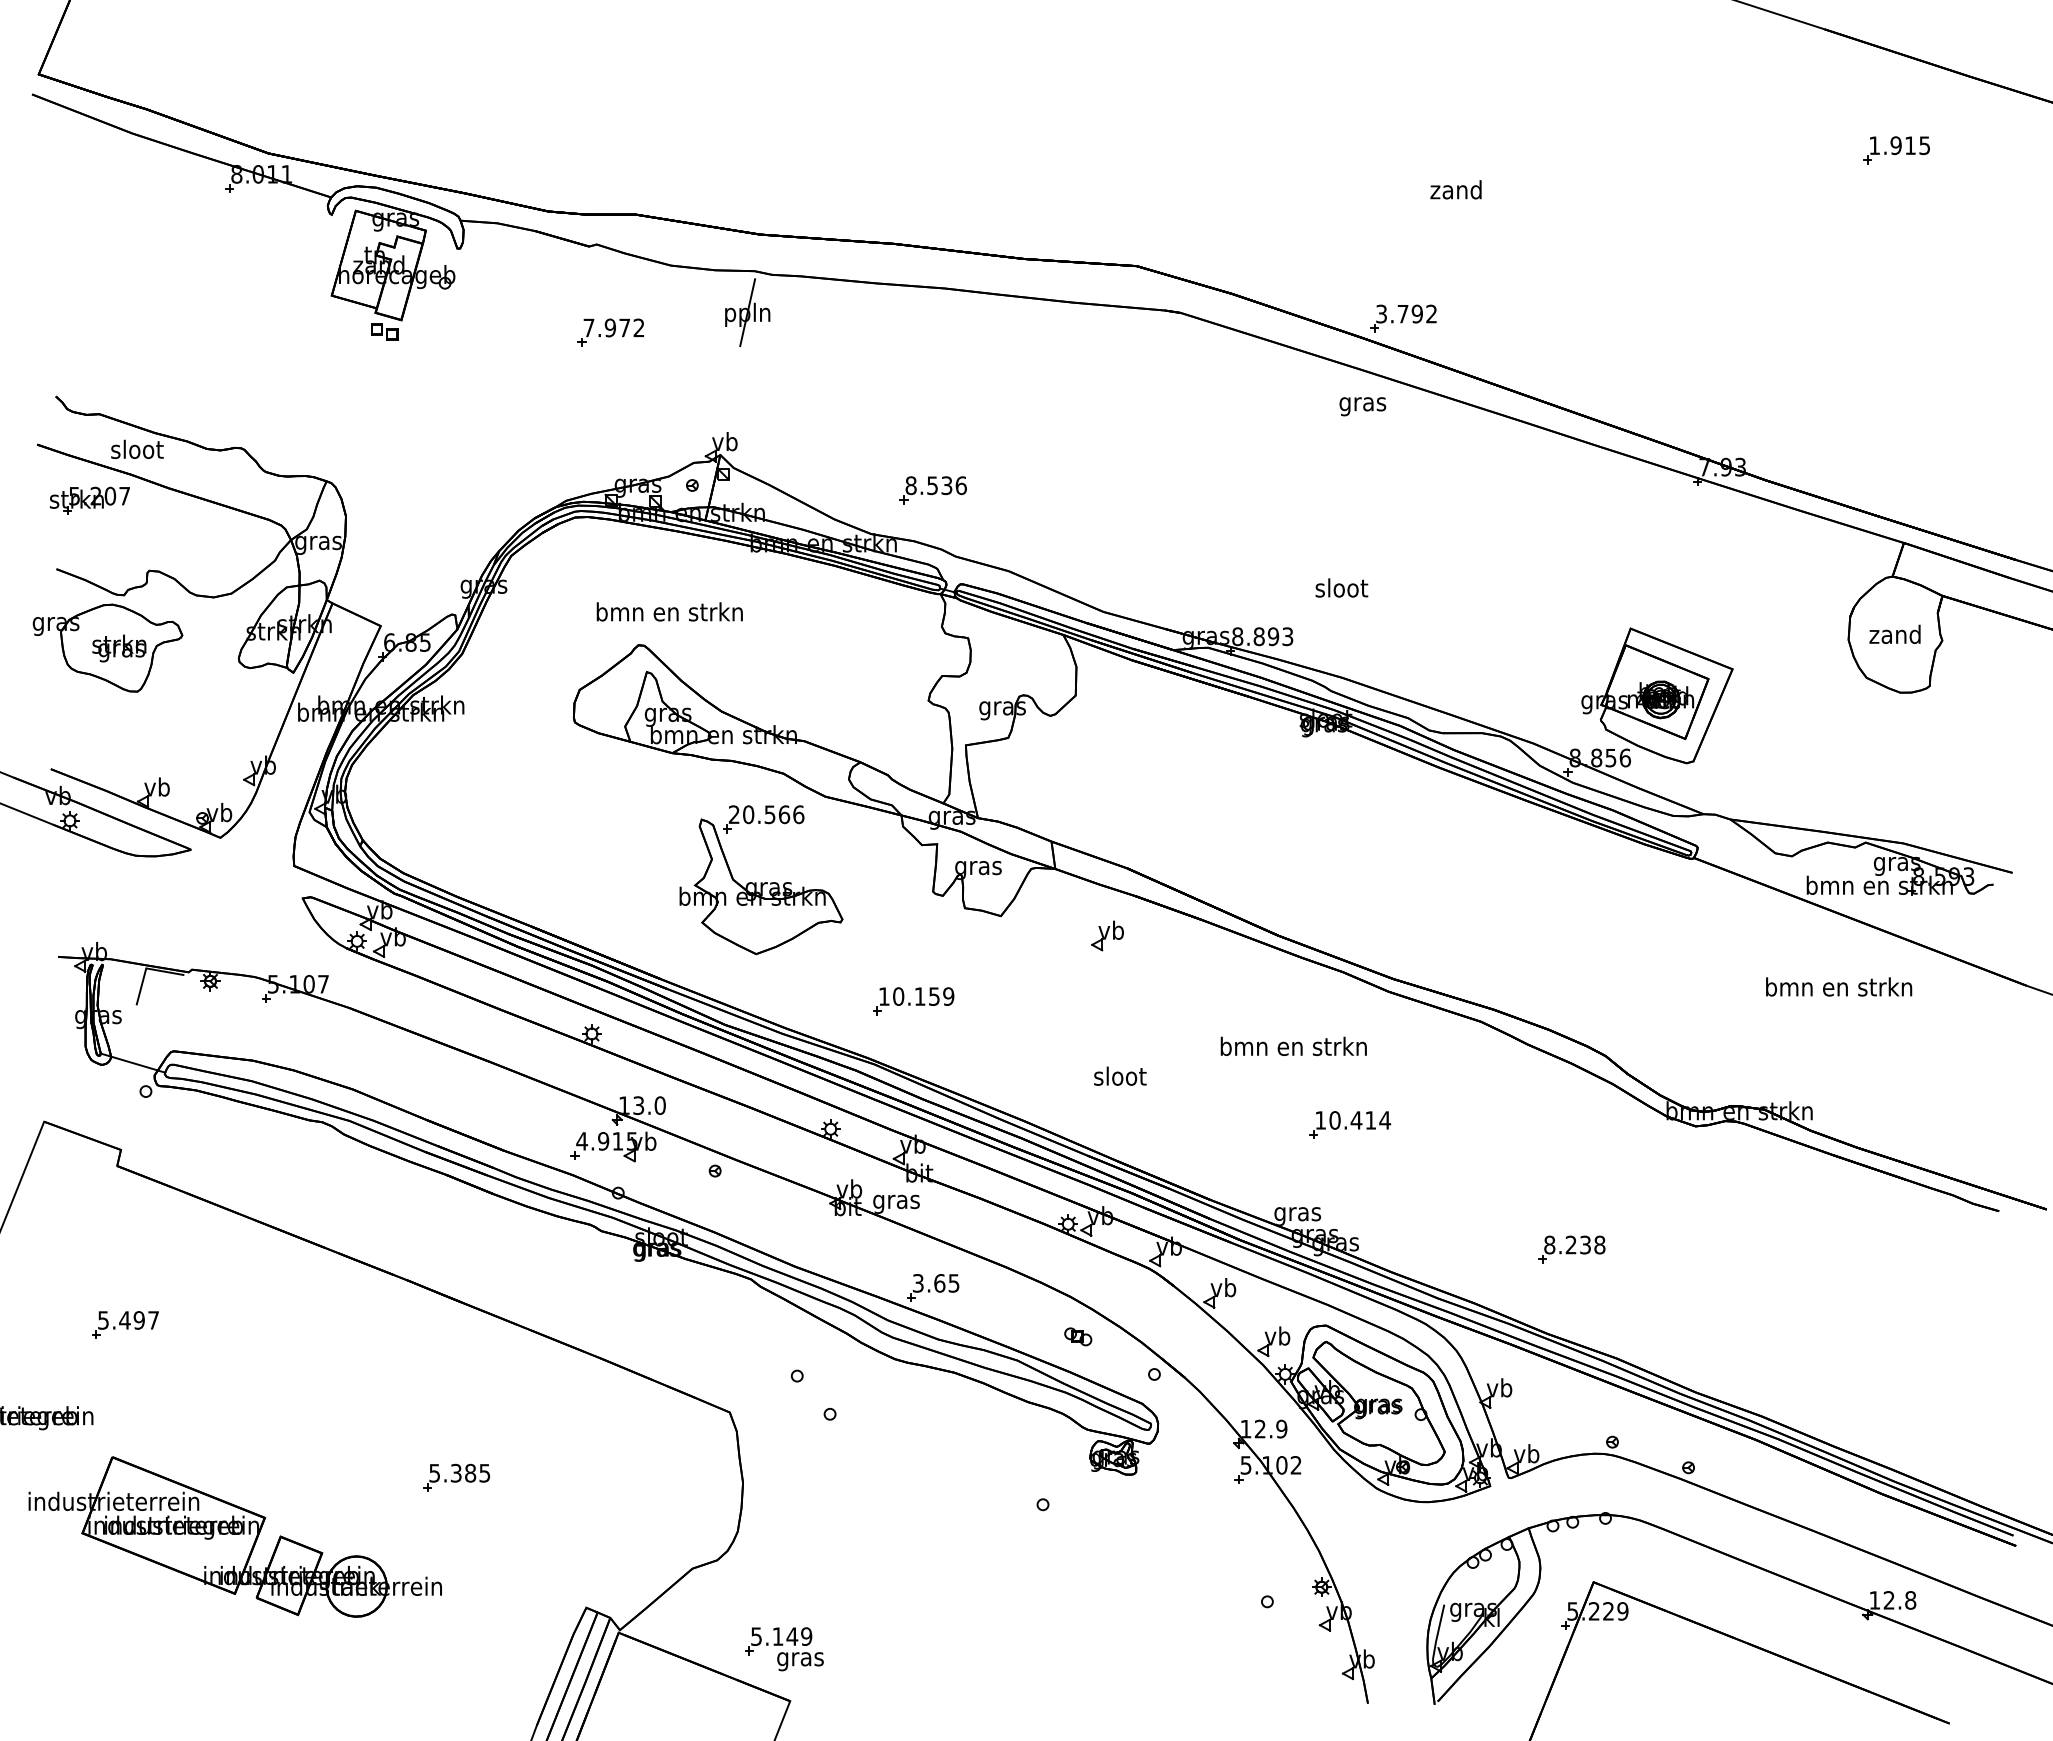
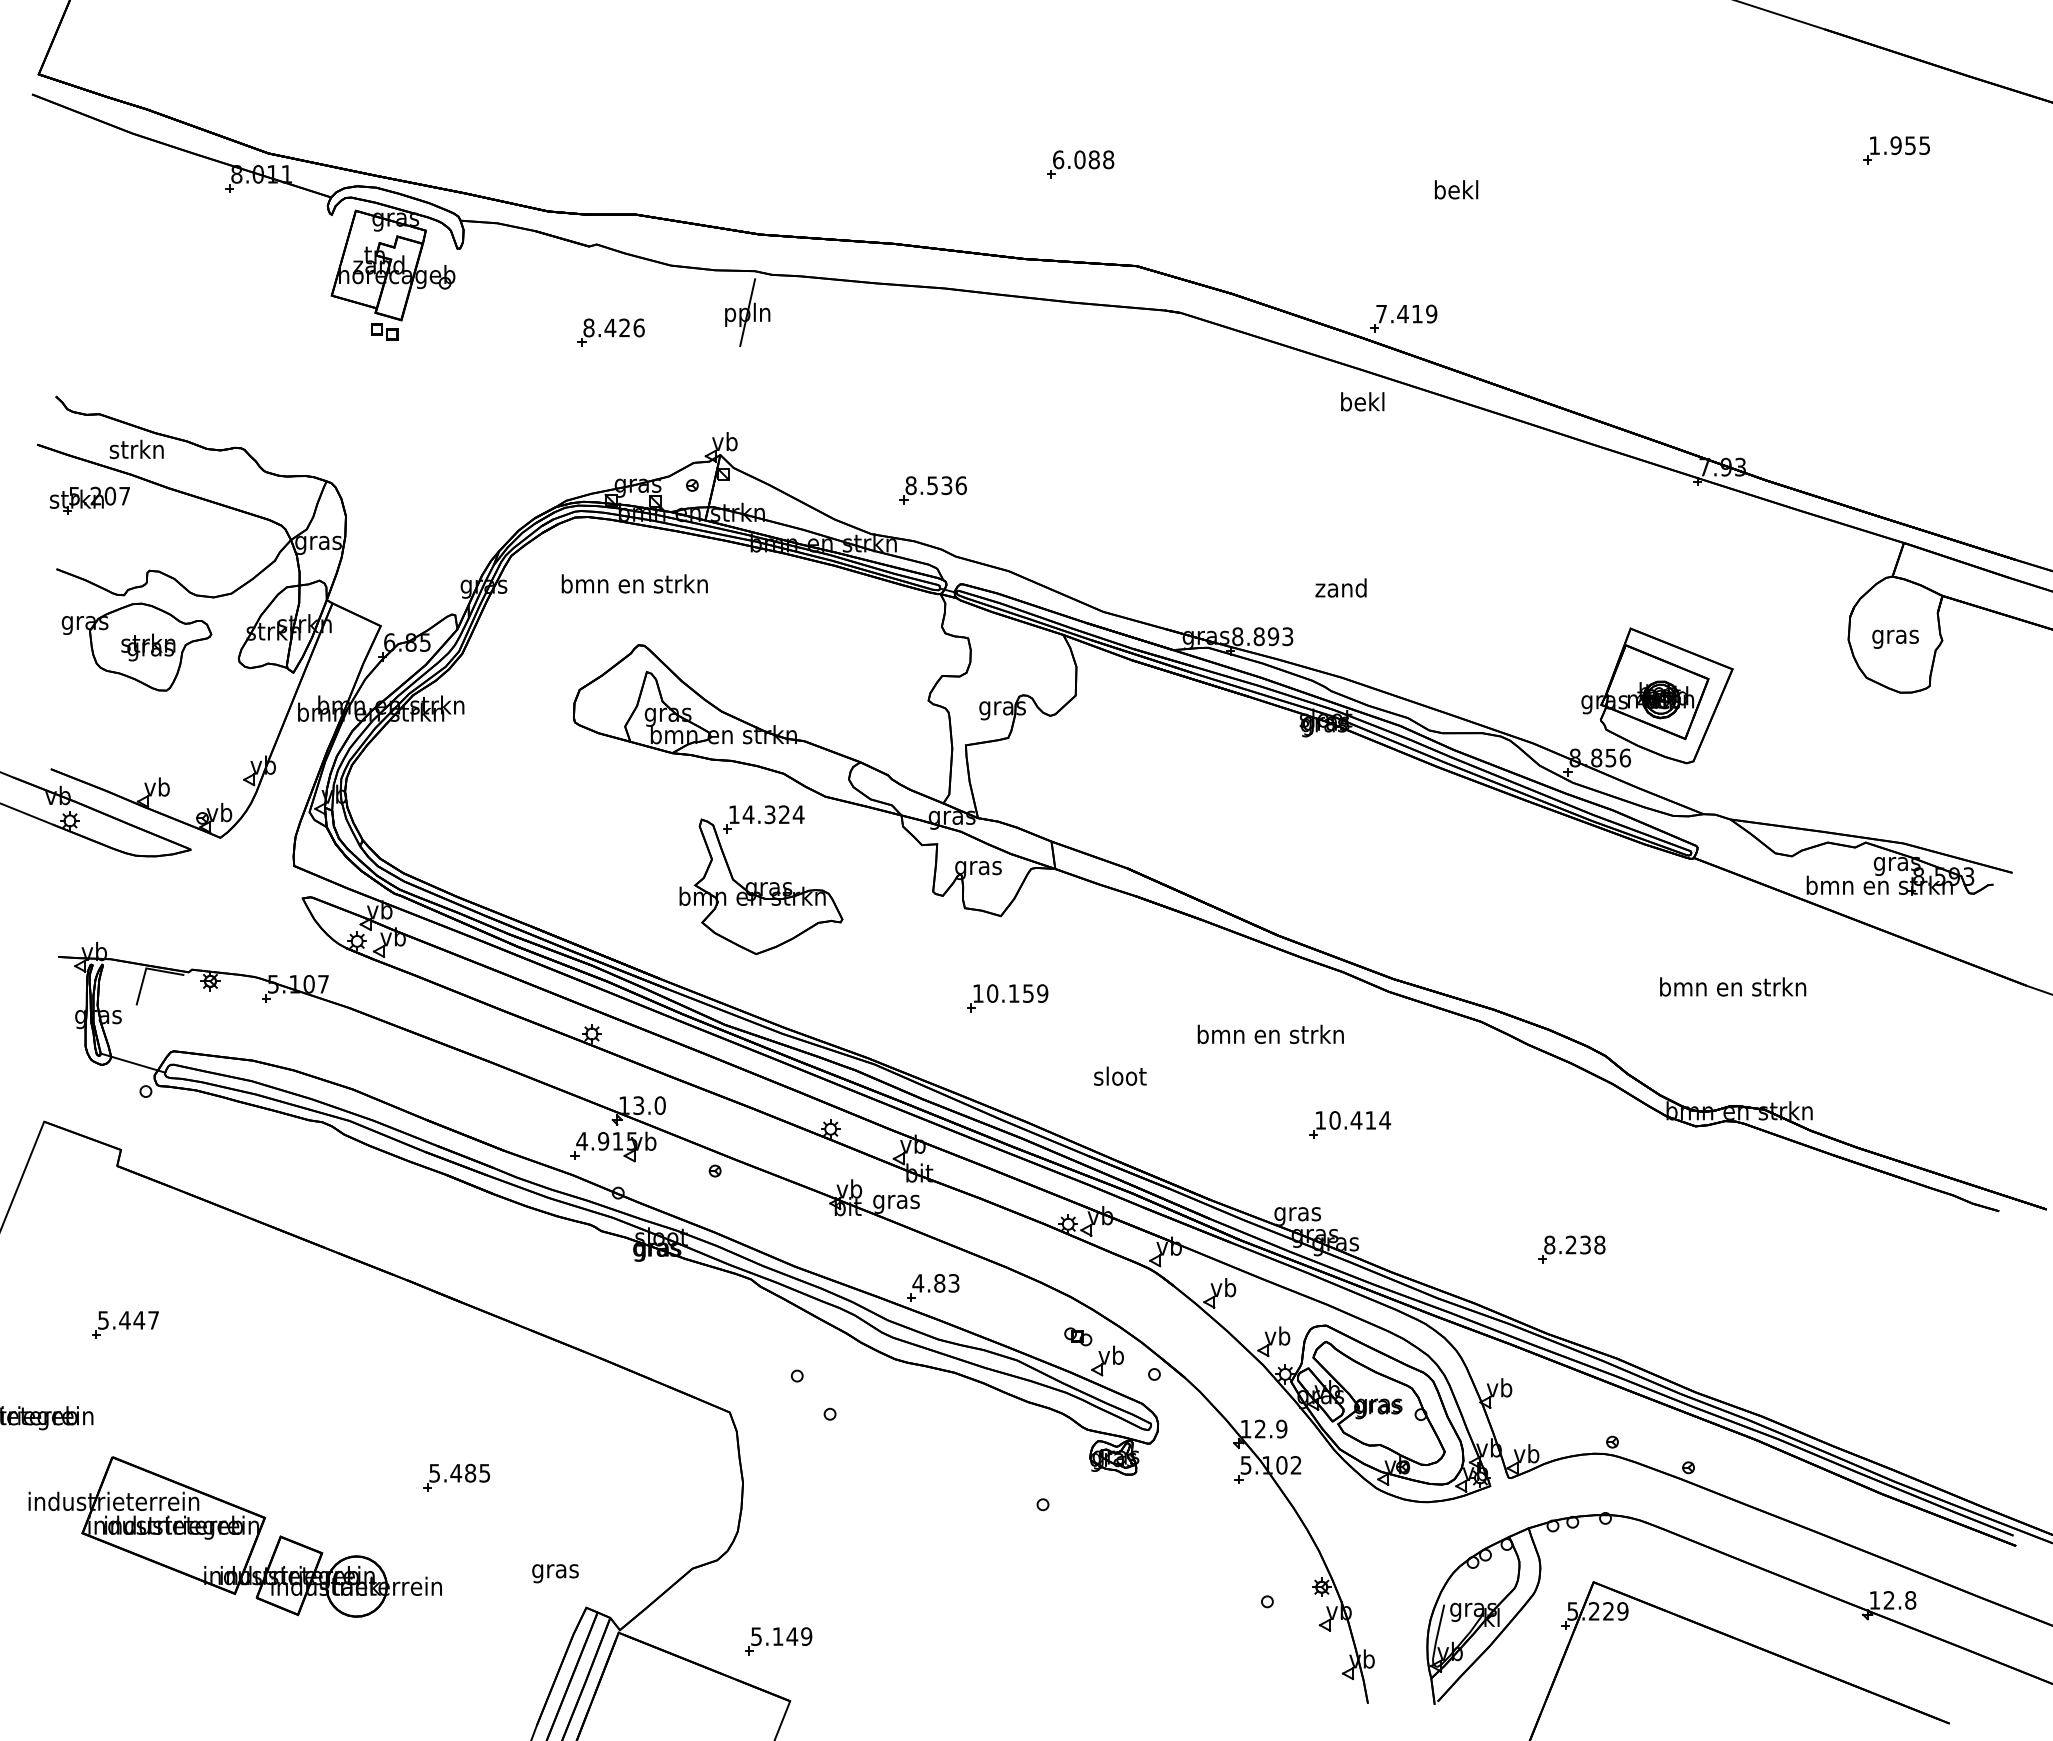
text: 1.915 -> 1.955 (1910, 145)
part: none -> present (1080, 164)
text: zand -> bekl (1455, 189)
text: 3.792 -> 7.419 (1406, 313)
text: 7.972 -> 8.426 (613, 327)
text: gras -> bekl (1362, 404)
text: sloot -> strkn (136, 449)
text: sloot -> zand (1341, 587)
text position: (669, 611) -> (634, 583) (634, 583)
text: zand -> gras (1894, 636)
part position: (107, 647) -> (136, 646) (136, 646)
text: 20.566 -> 14.324 (766, 814)
part position: (1107, 935) -> (1107, 1360) (1107, 1360)
text position: (1839, 986) -> (1733, 986) (1733, 986)
part position: (913, 1001) -> (1007, 998) (1007, 998)
text position: (1293, 1045) -> (1270, 1033) (1270, 1033)
text: 3.65 -> 4.83 (935, 1283)
text: 5.497 -> 5.447 (139, 1320)
text: 5.385 -> 5.485 (456, 1472)
text position: (800, 1661) -> (555, 1573) (555, 1573)
